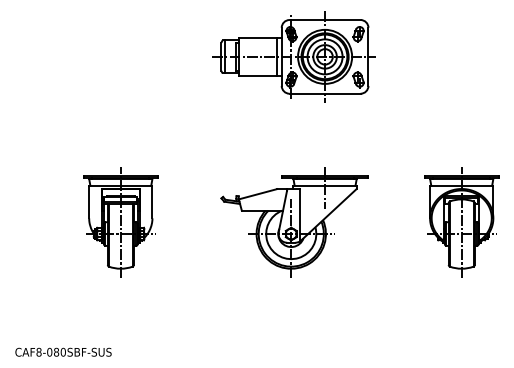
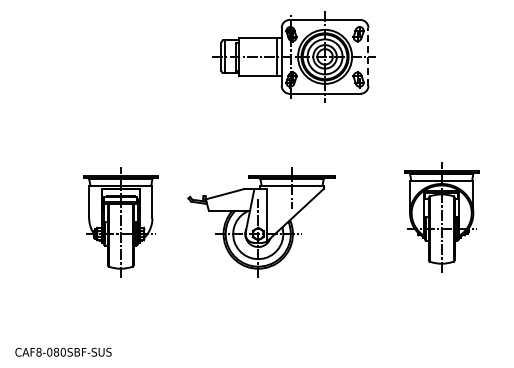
line: solid -> dashed (368, 56)
part position: (294, 222) -> (261, 222) (261, 222)
part position: (461, 222) -> (441, 217) (441, 217)
